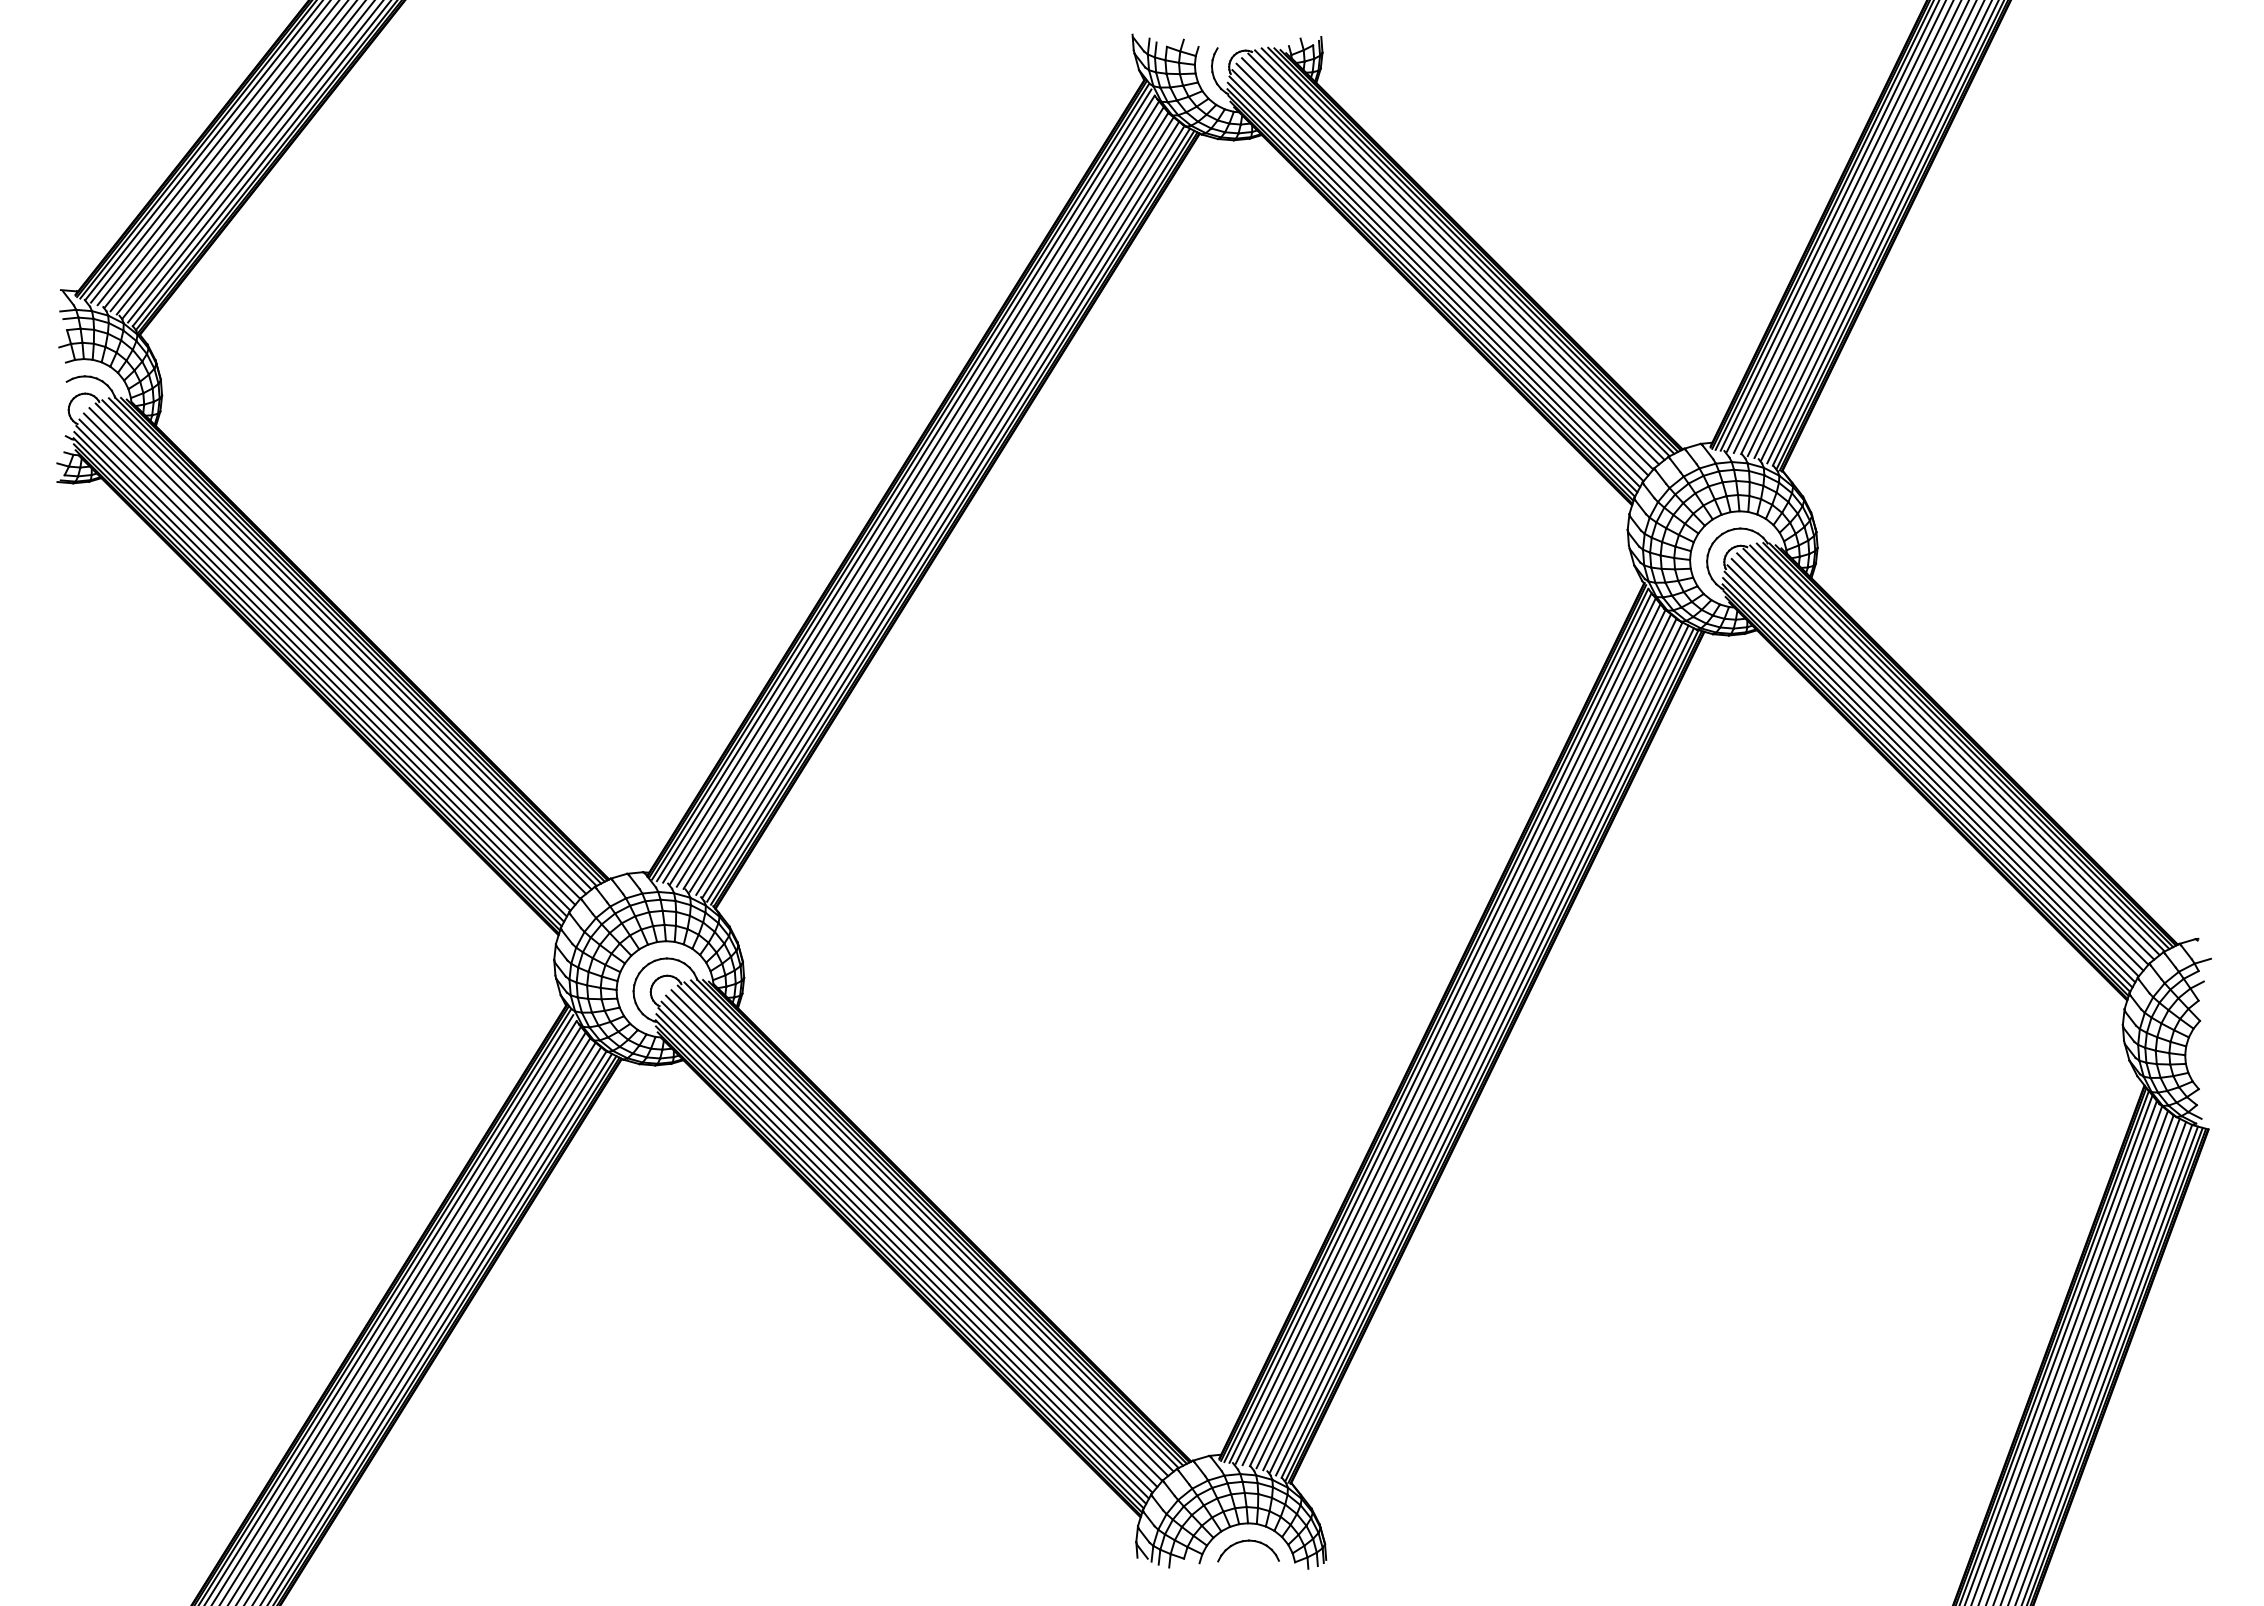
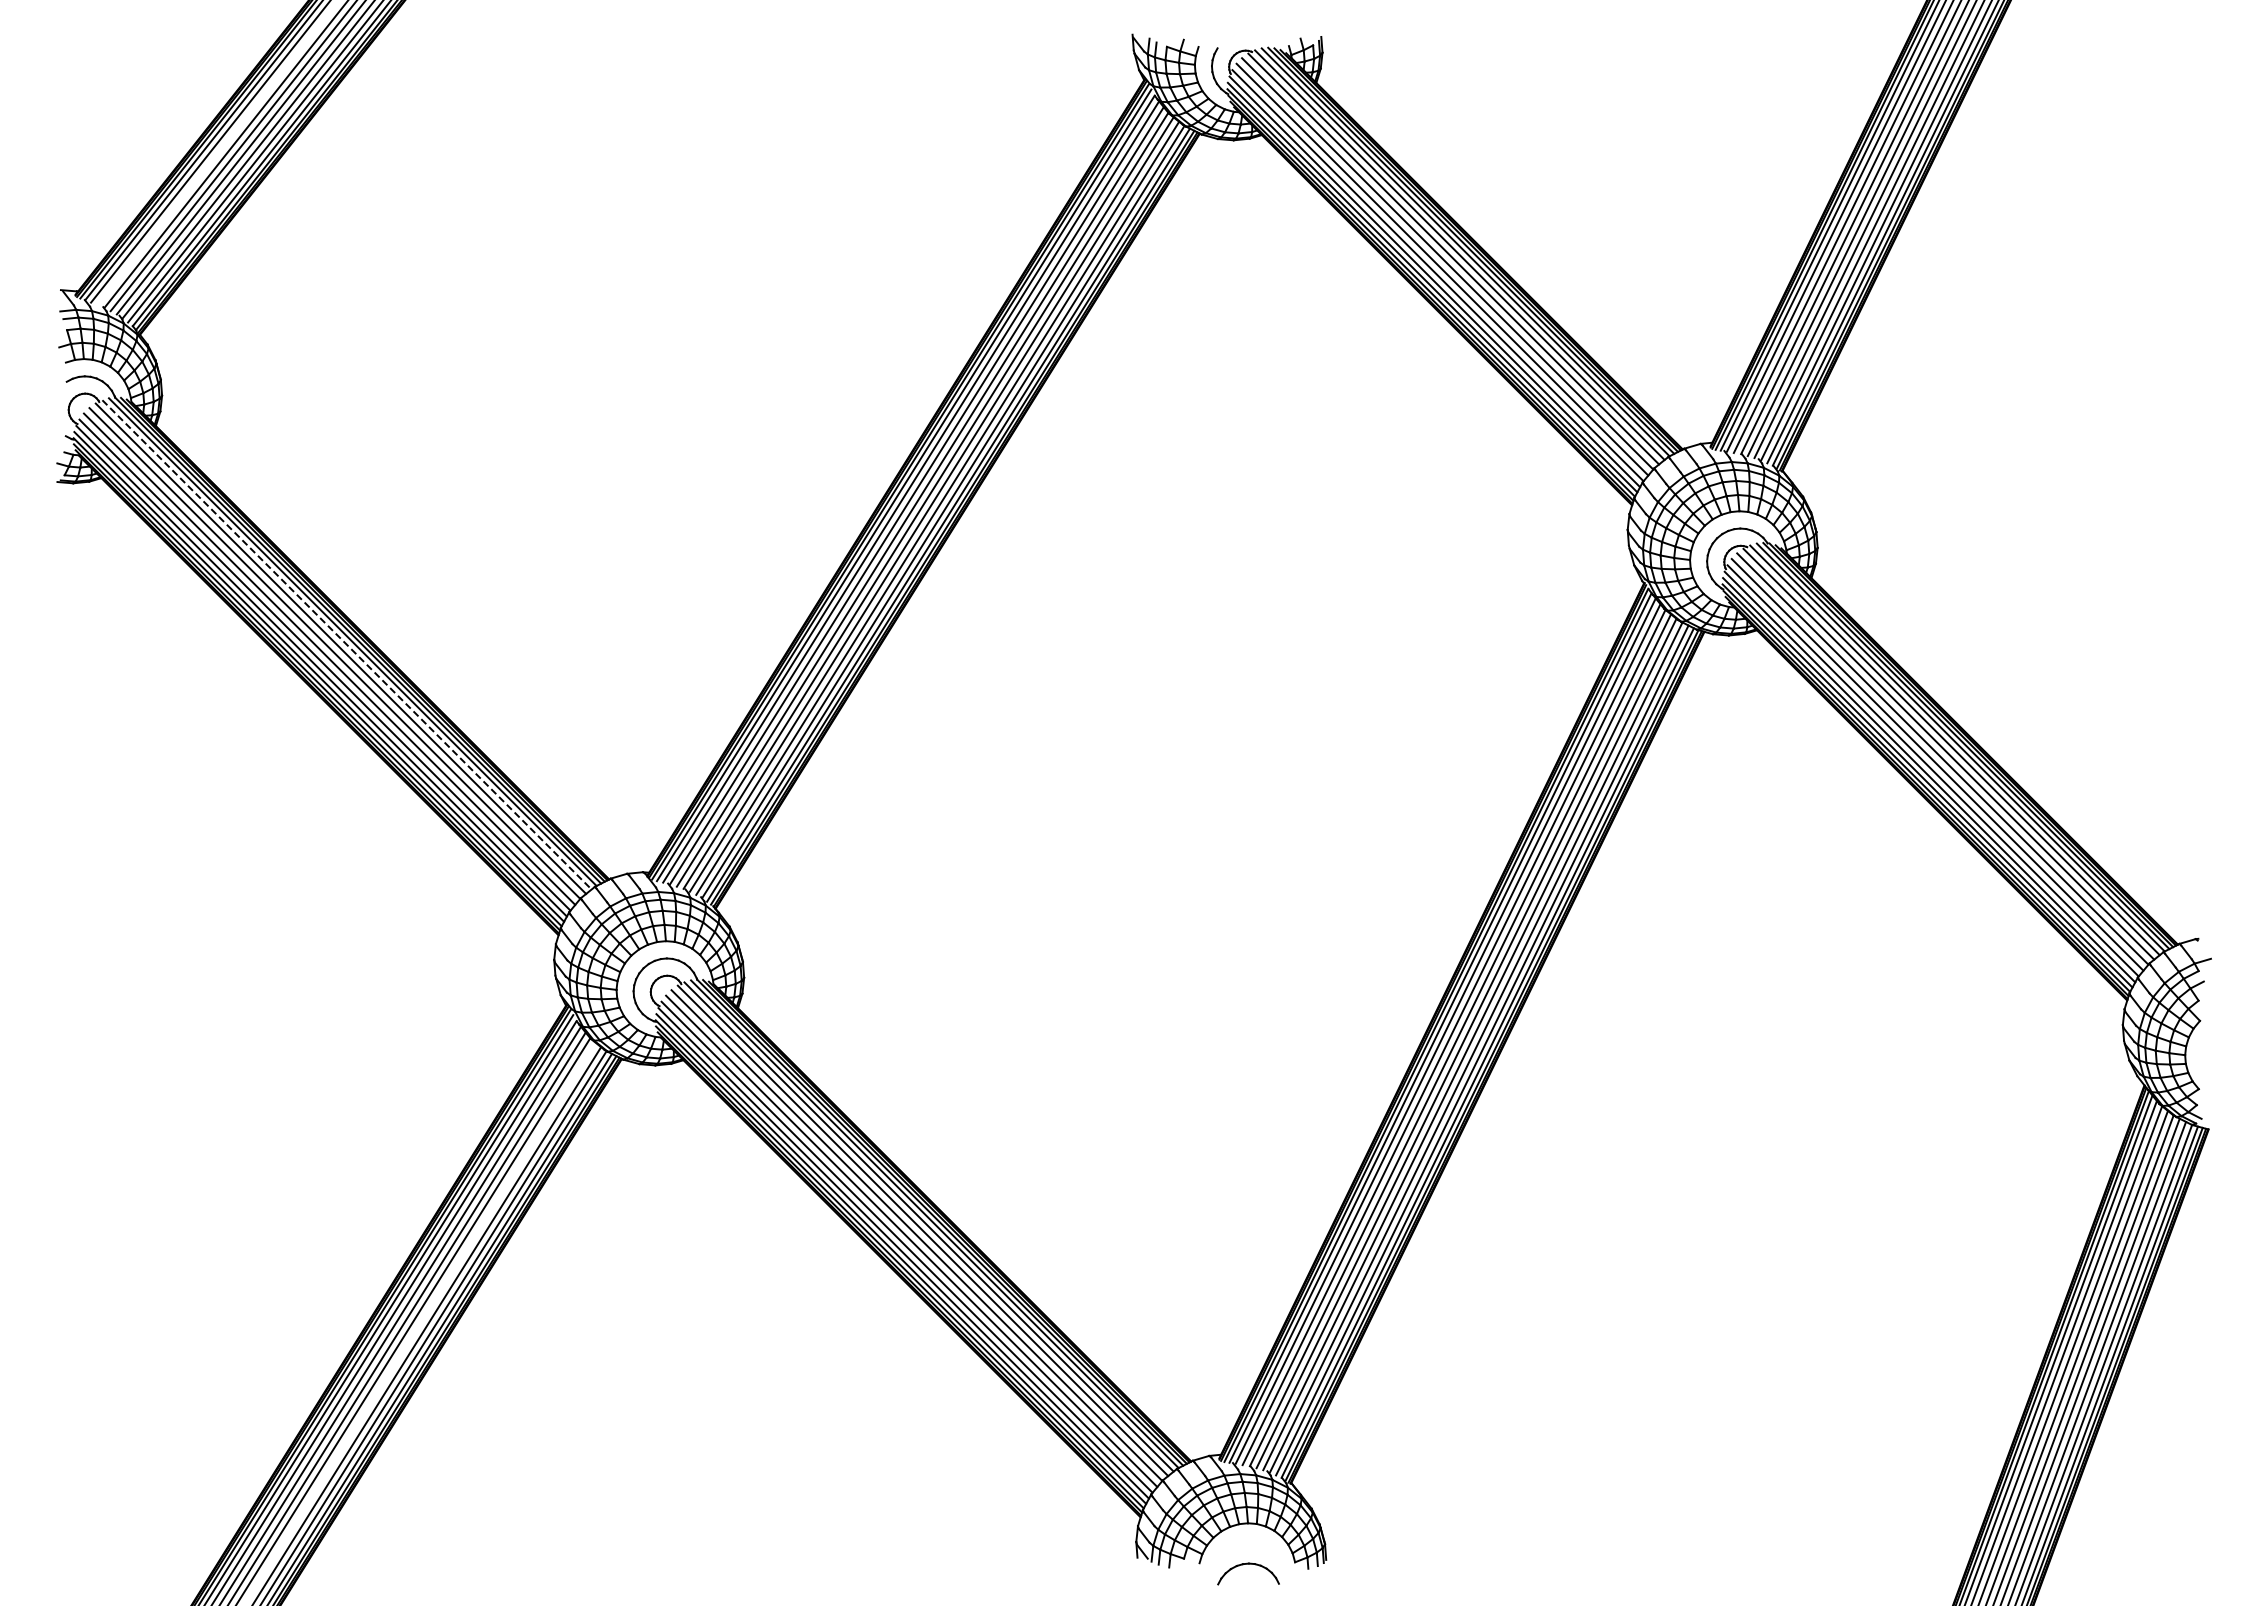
line: present -> none (217, 153)
line: solid -> dashed (347, 644)
line: present -> none (420, 1322)
part position: (1248, 1541) -> (1248, 1564) (1248, 1564)
